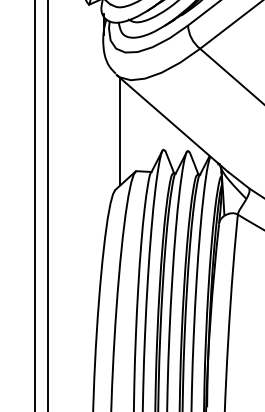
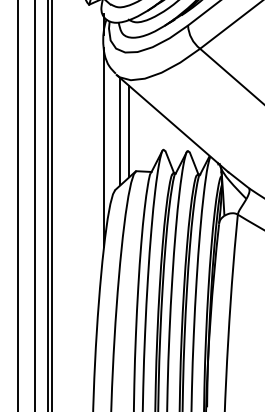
line: none -> present (129, 131)
line: none -> present (103, 147)
line: none -> present (17, 205)
line: none -> present (52, 205)
